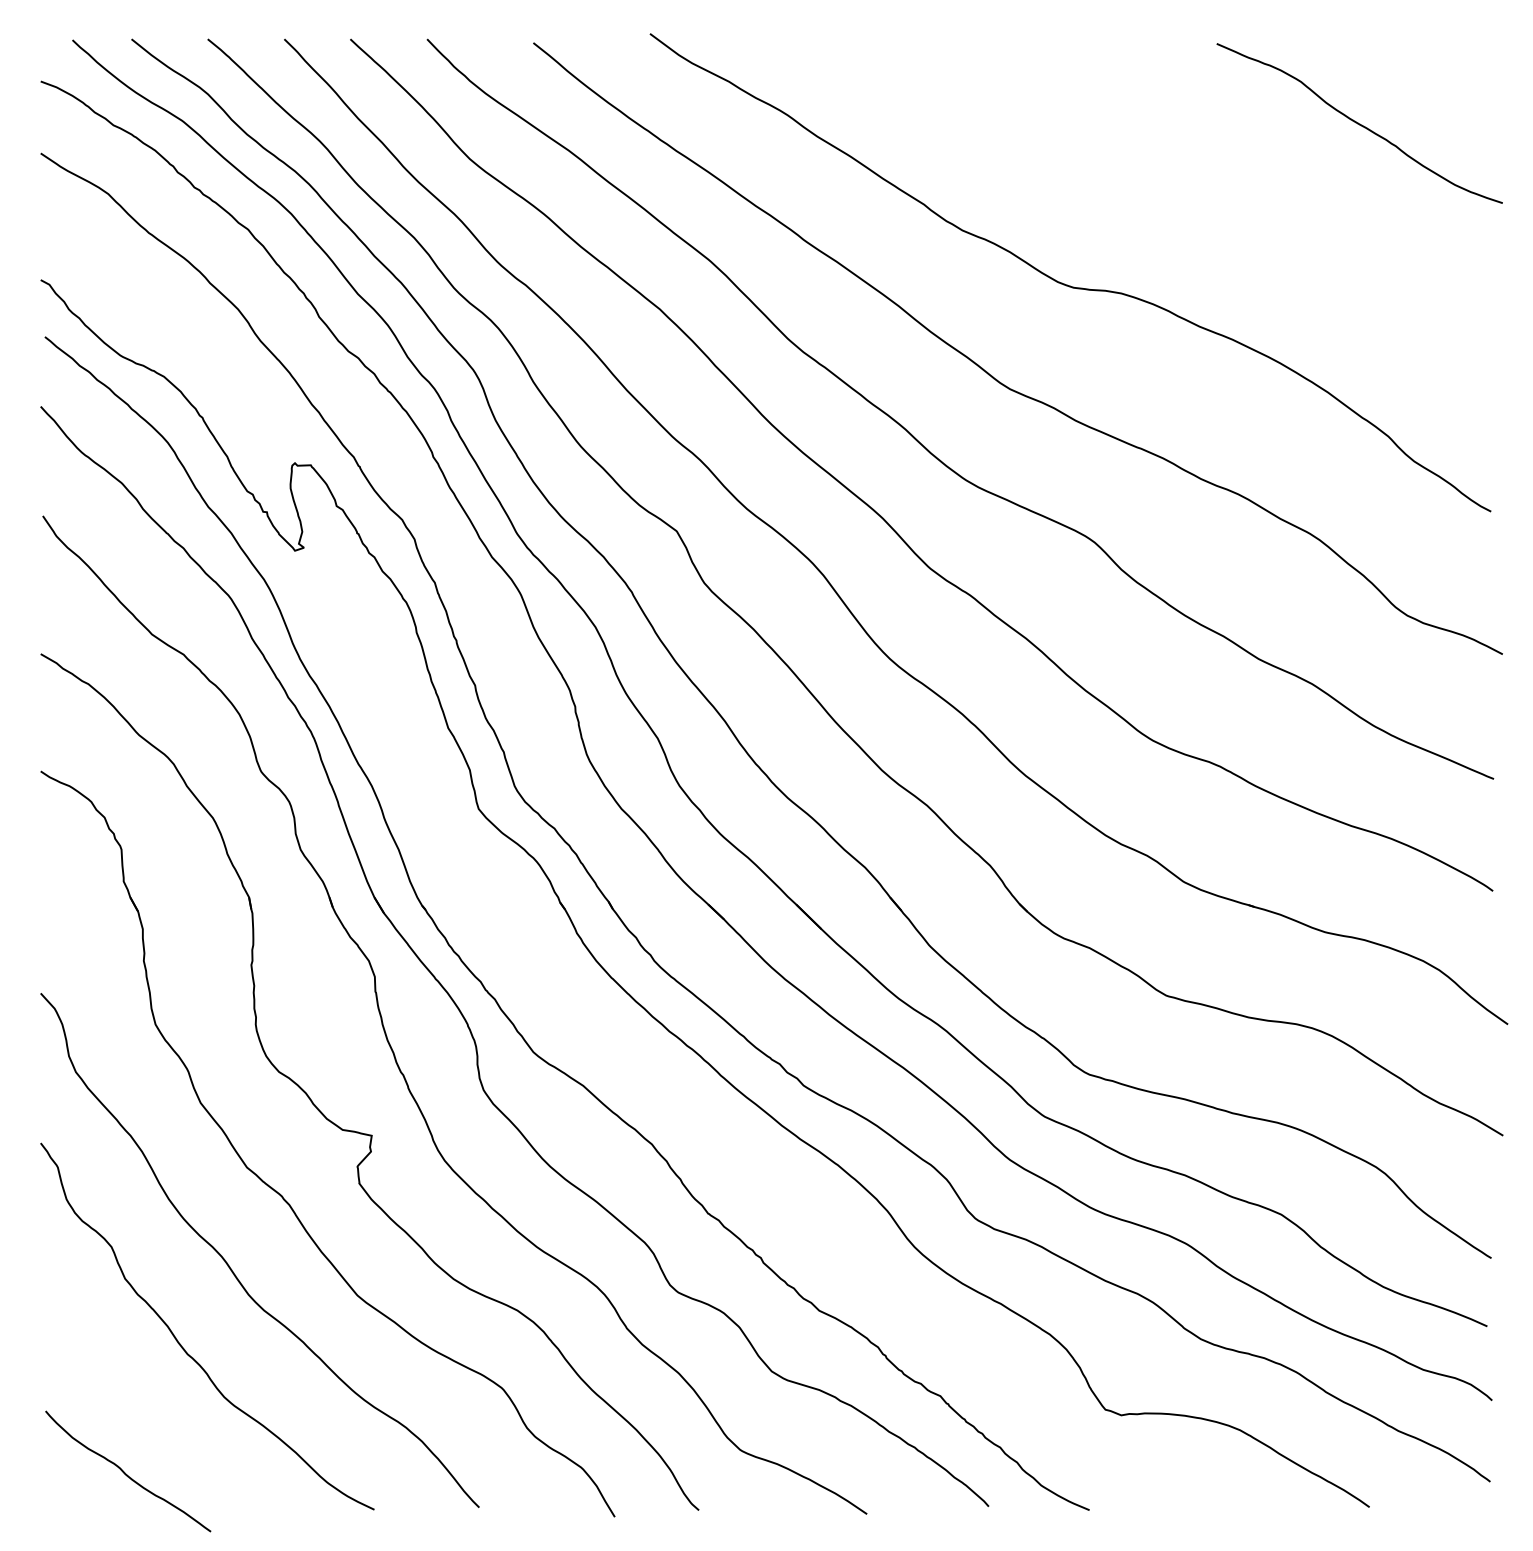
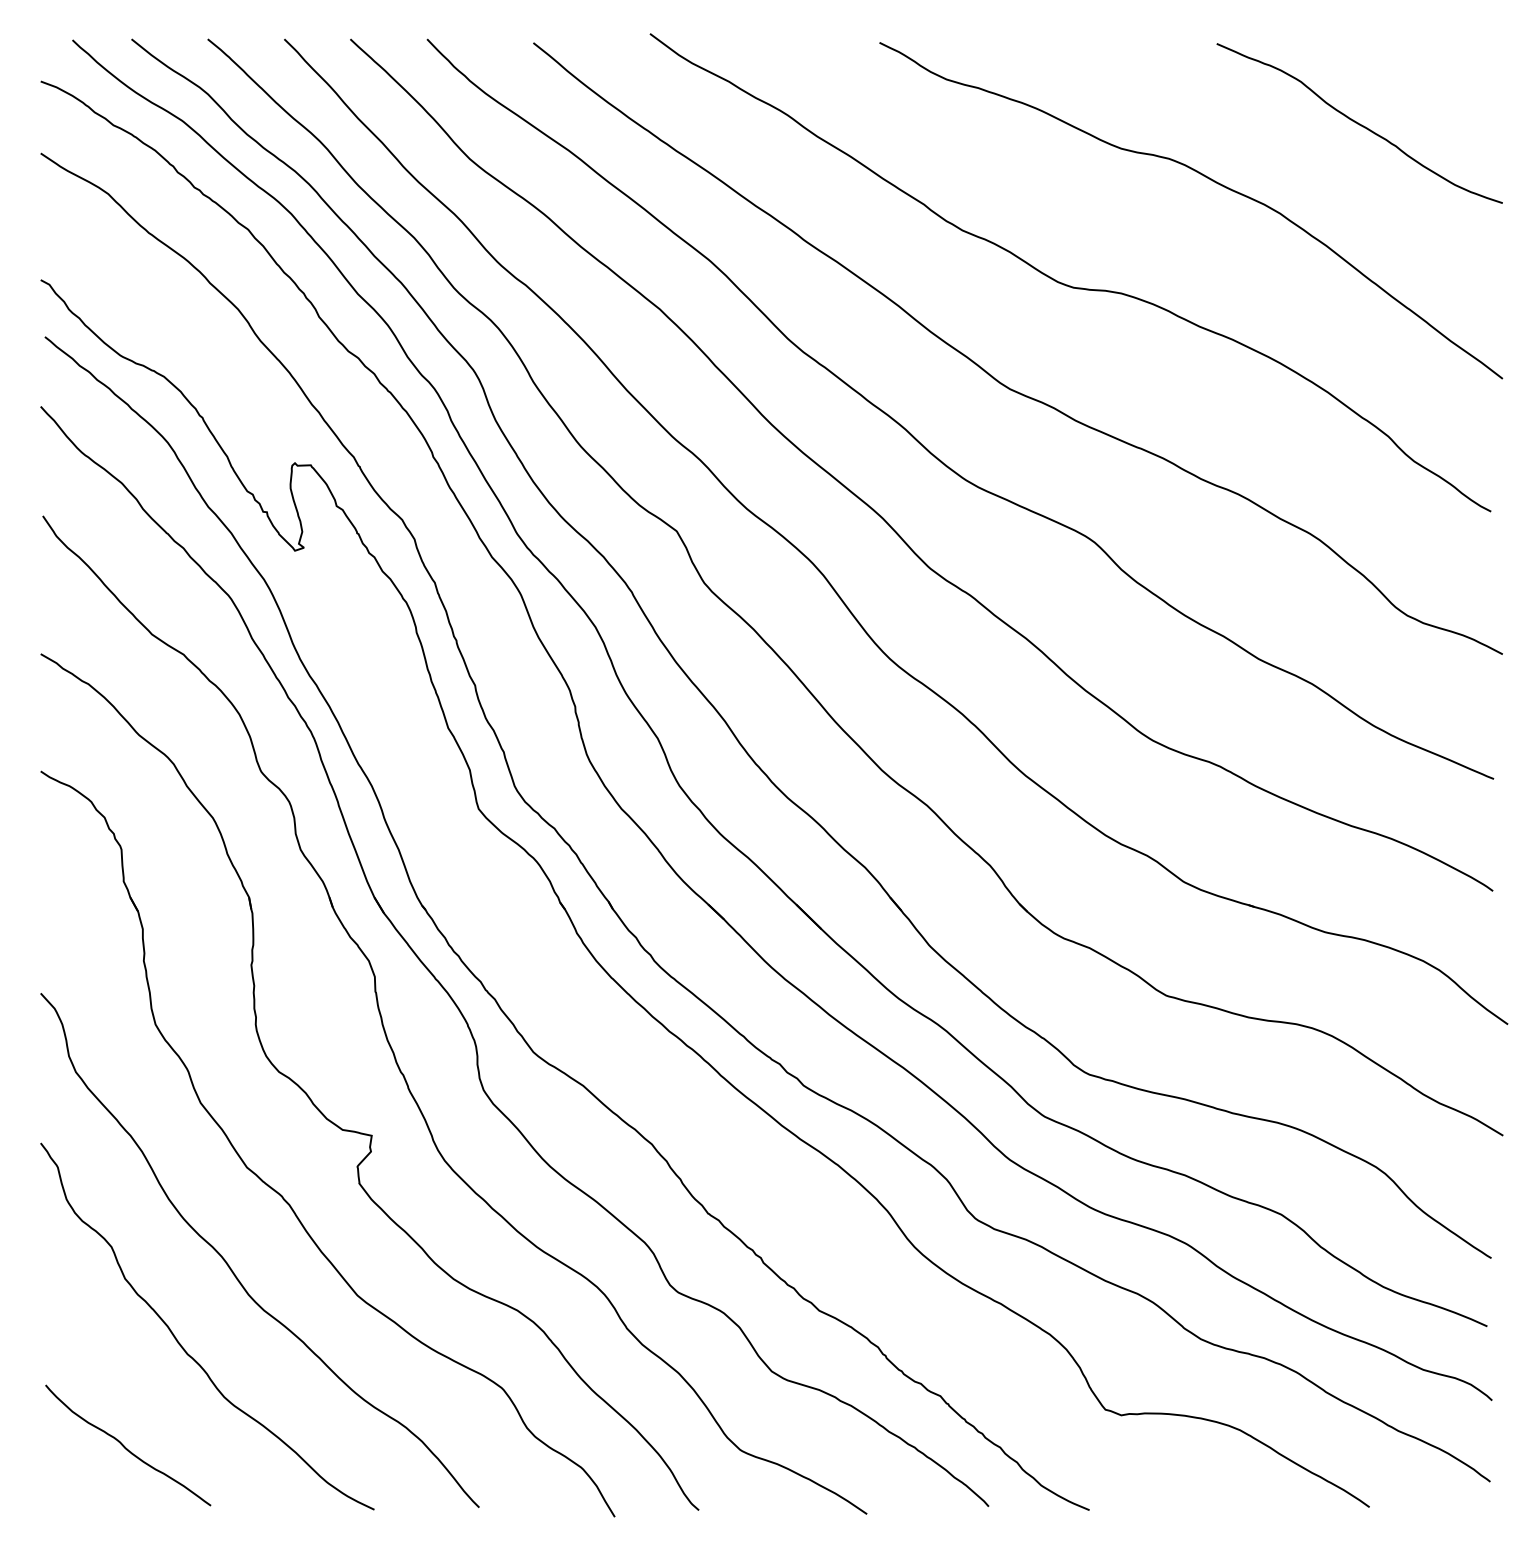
curve: none -> present (1208, 179)
curve position: (126, 1473) -> (126, 1447) (126, 1447)
